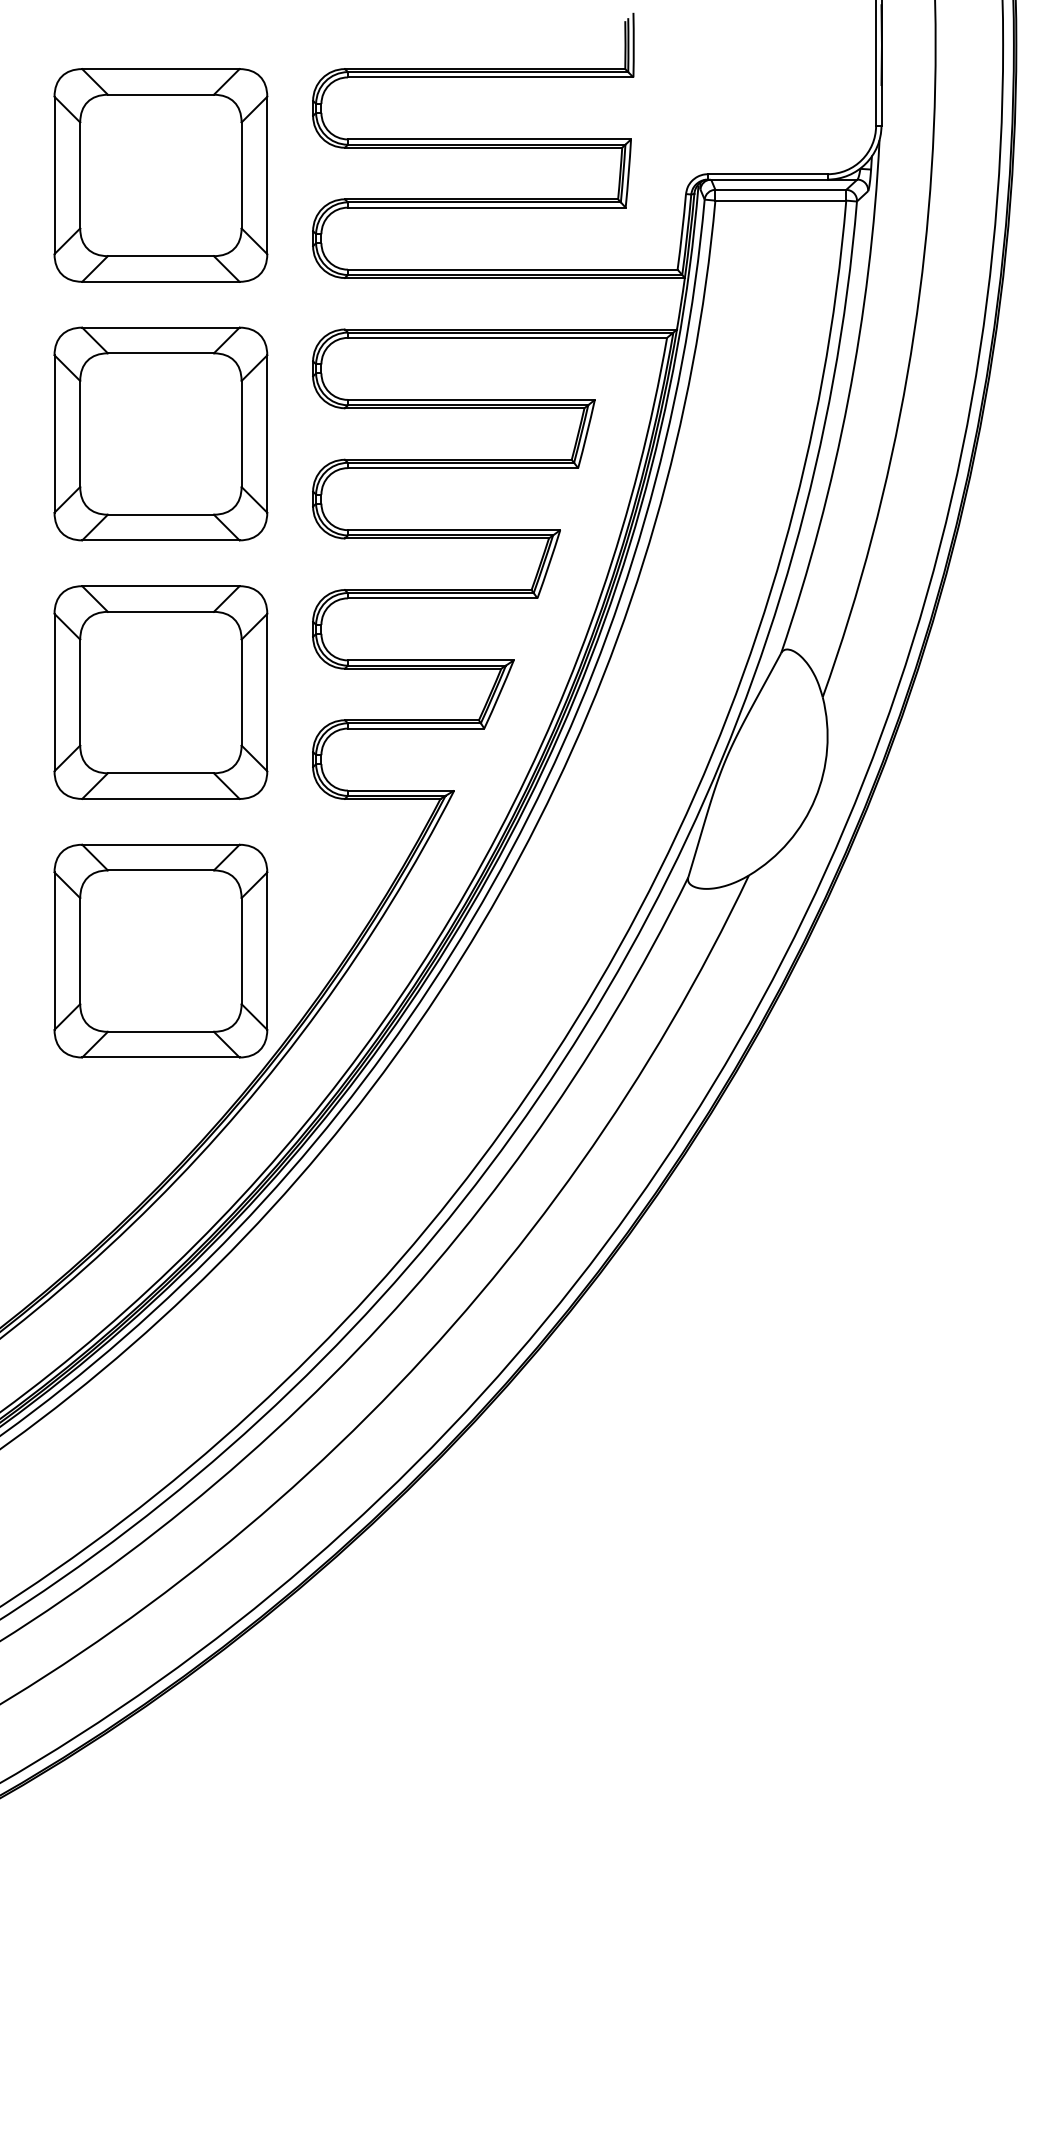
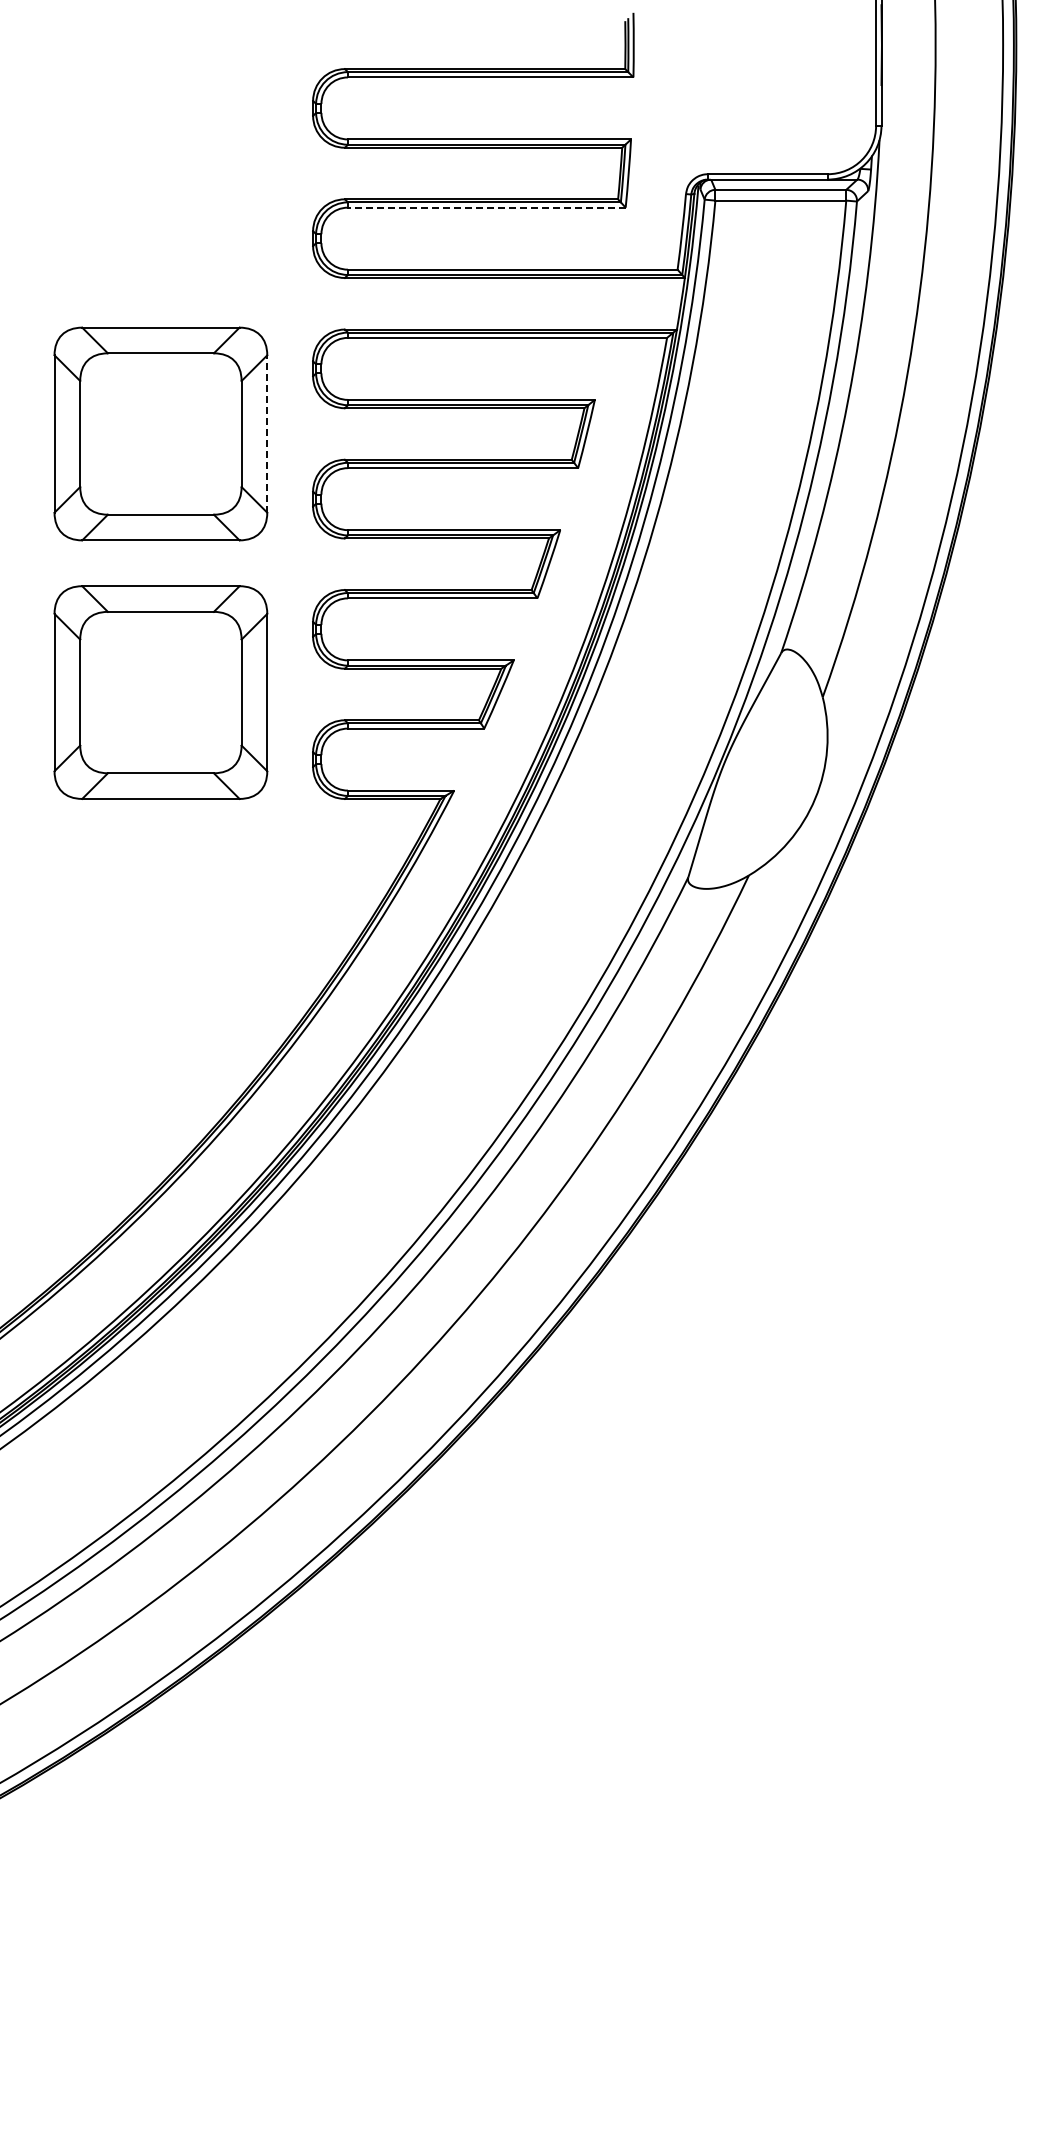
part: present -> none (160, 175)
line: solid -> dashed (486, 207)
line: solid -> dashed (267, 434)
part: present -> none (160, 950)
